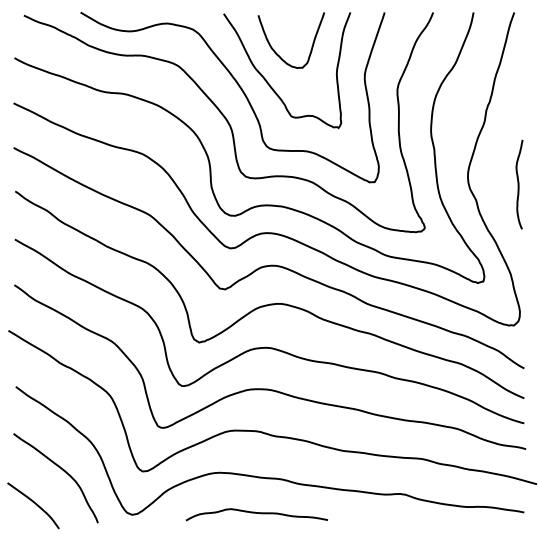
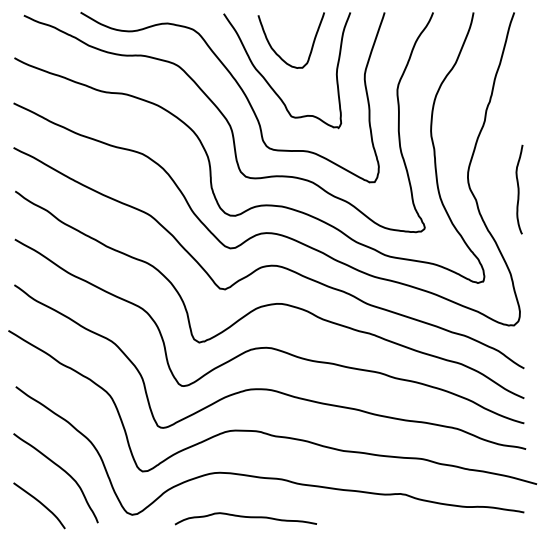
curve position: (519, 184) -> (519, 189) (519, 189)
curve position: (33, 503) -> (39, 503) (39, 503)
curve position: (256, 513) -> (245, 517) (245, 517)
